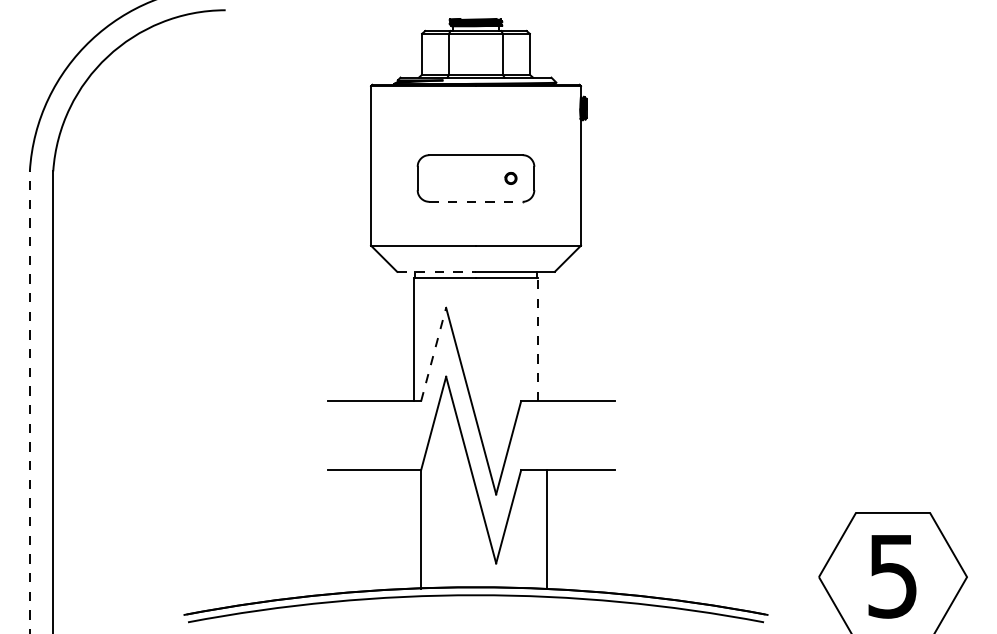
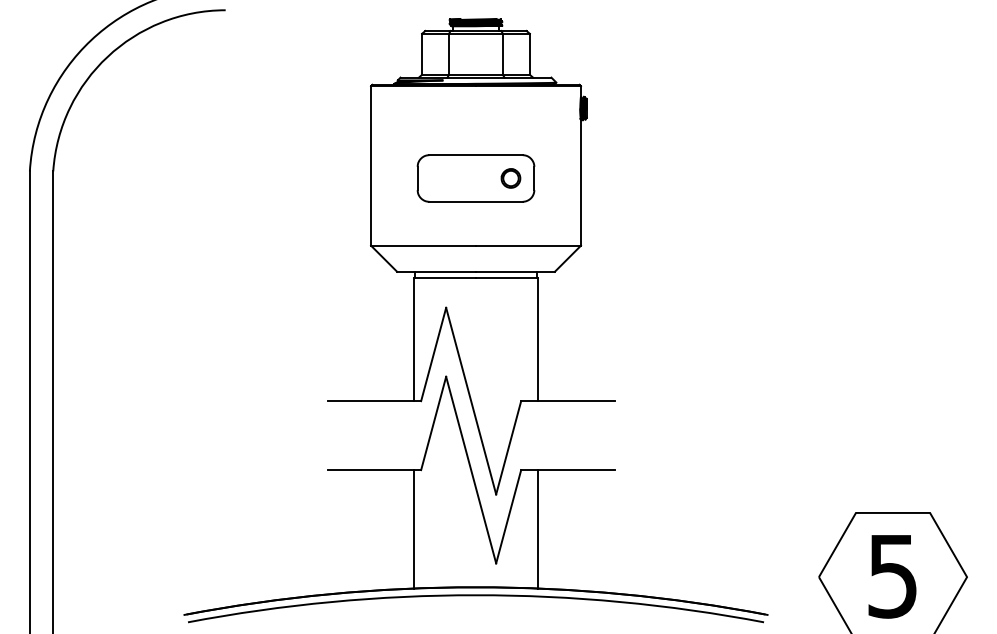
part size: 14x13 px -> 22x21 px (510, 178)
line: dashed -> solid (476, 201)
line: dashed -> solid (437, 271)
line: dashed -> solid (537, 339)
line: dashed -> solid (433, 354)
line: dashed -> solid (29, 402)
line position: (421, 529) -> (414, 529) (414, 529)
line position: (546, 529) -> (537, 529) (537, 529)
